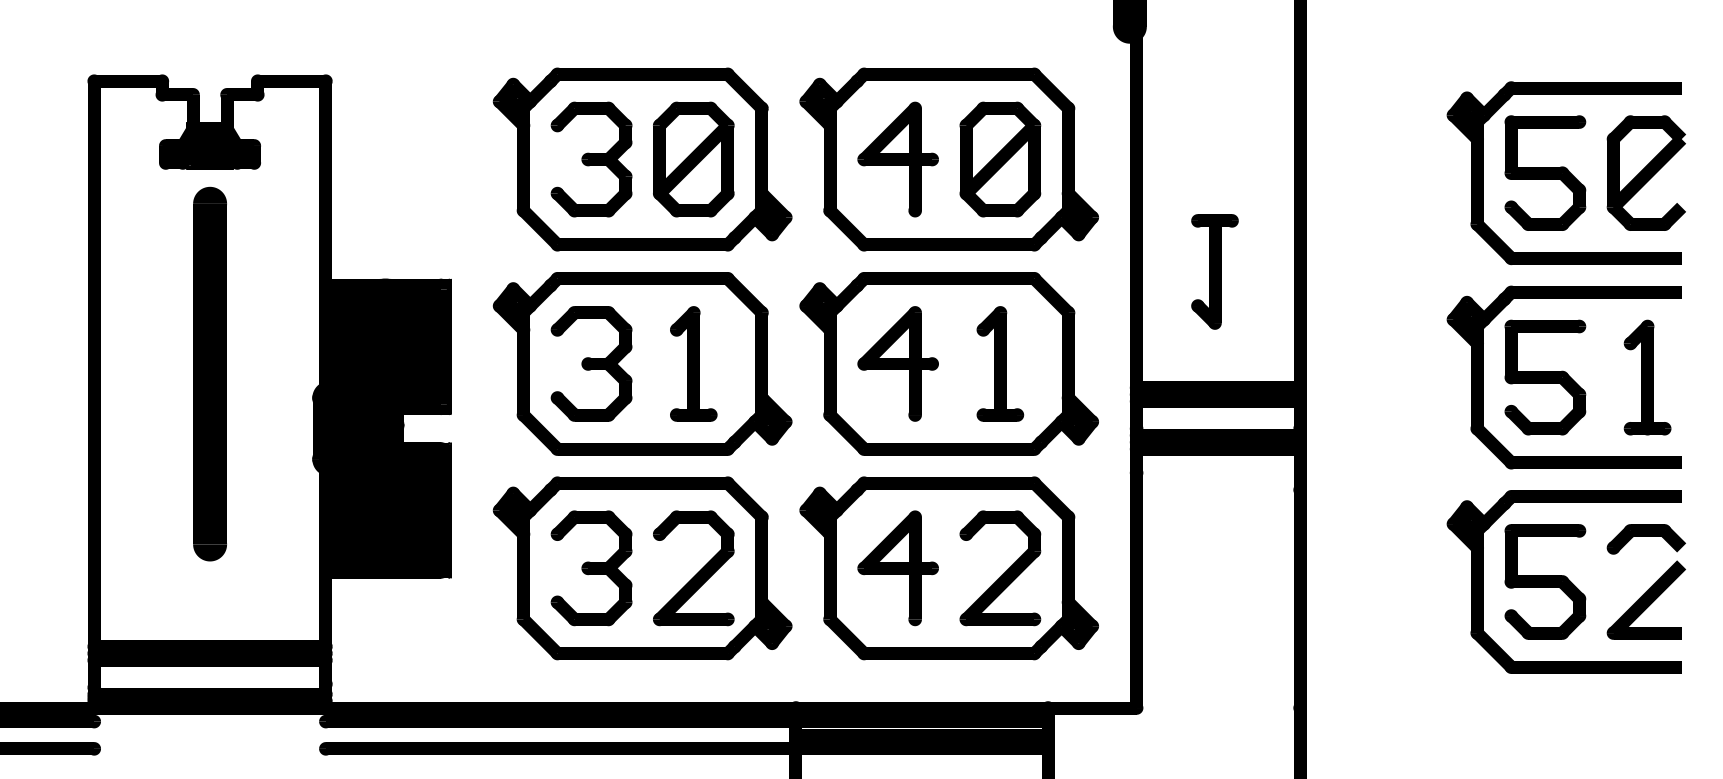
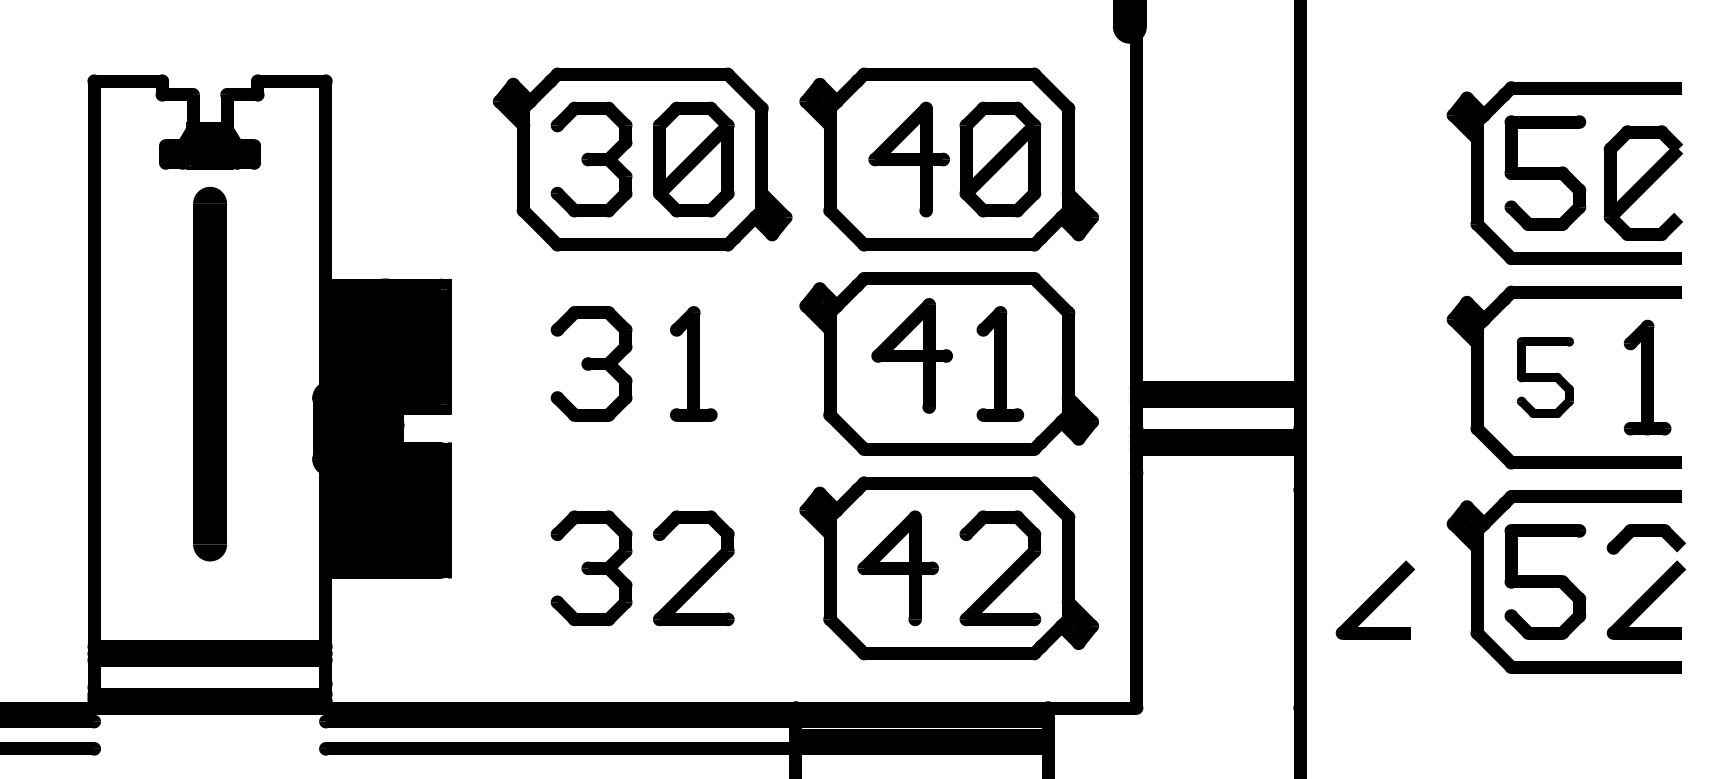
part position: (897, 159) -> (908, 159) (908, 159)
part position: (1645, 172) -> (1642, 182) (1642, 182)
part: present -> none (1214, 271)
part: present -> none (642, 363)
part position: (897, 363) -> (911, 355) (911, 355)
part size: 83x117 px -> 58x81 px (1544, 377)
part: present -> none (642, 568)
part: none -> present (1374, 599)
